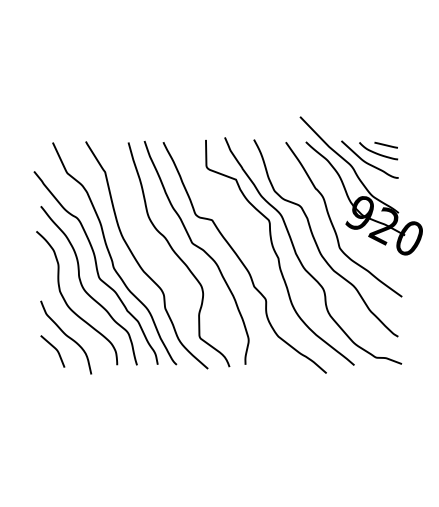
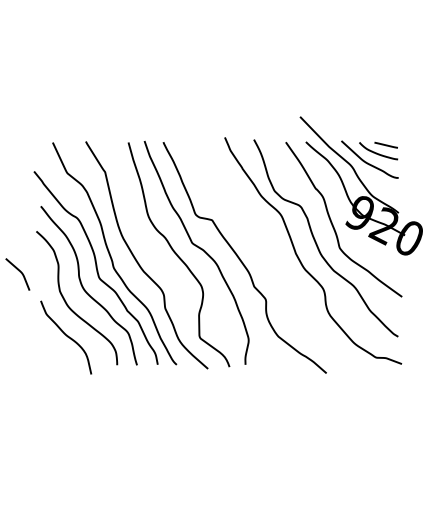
curve: present -> none (277, 254)
curve position: (53, 348) -> (18, 271) (18, 271)
